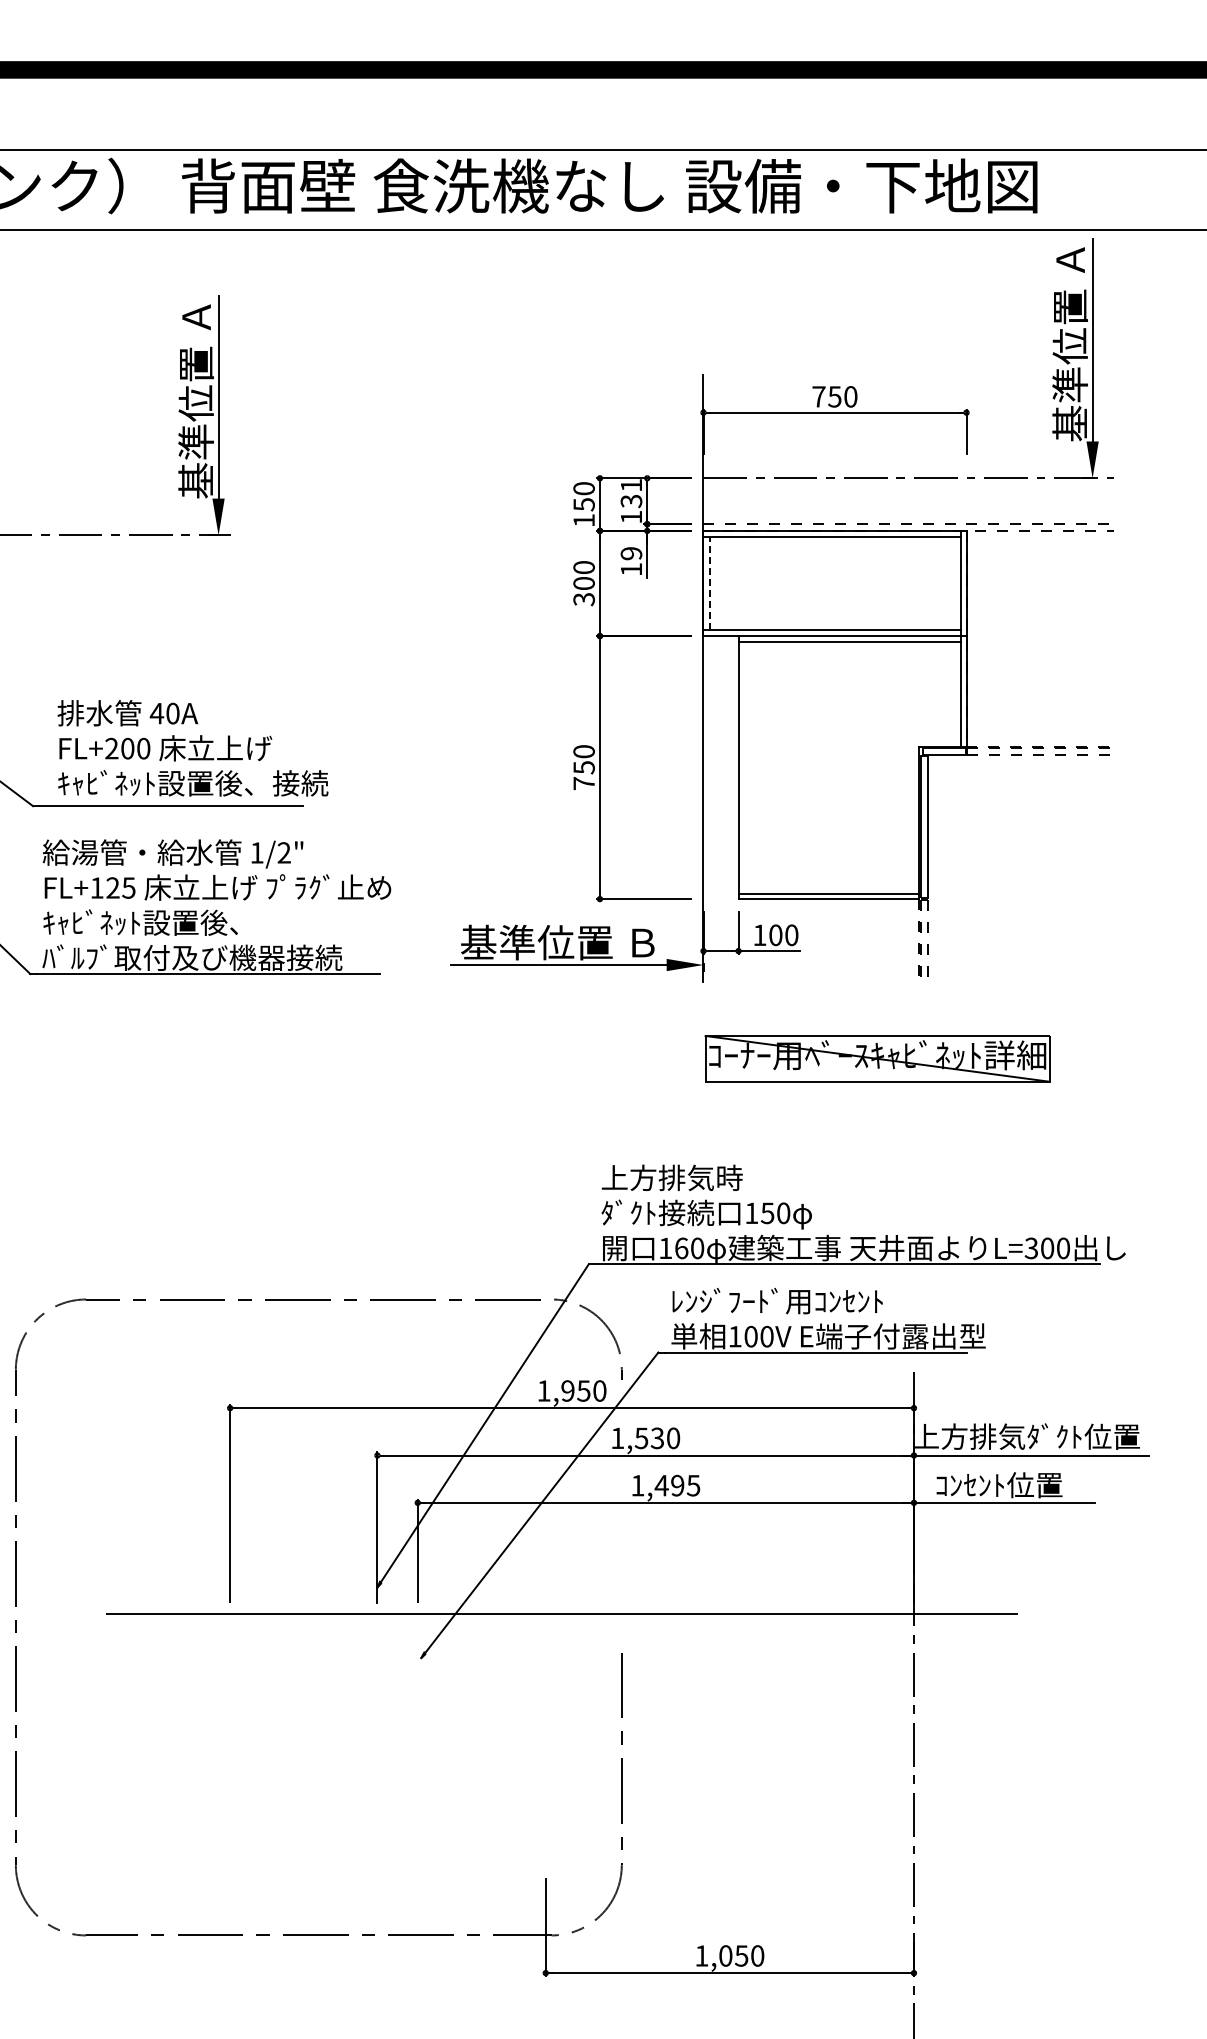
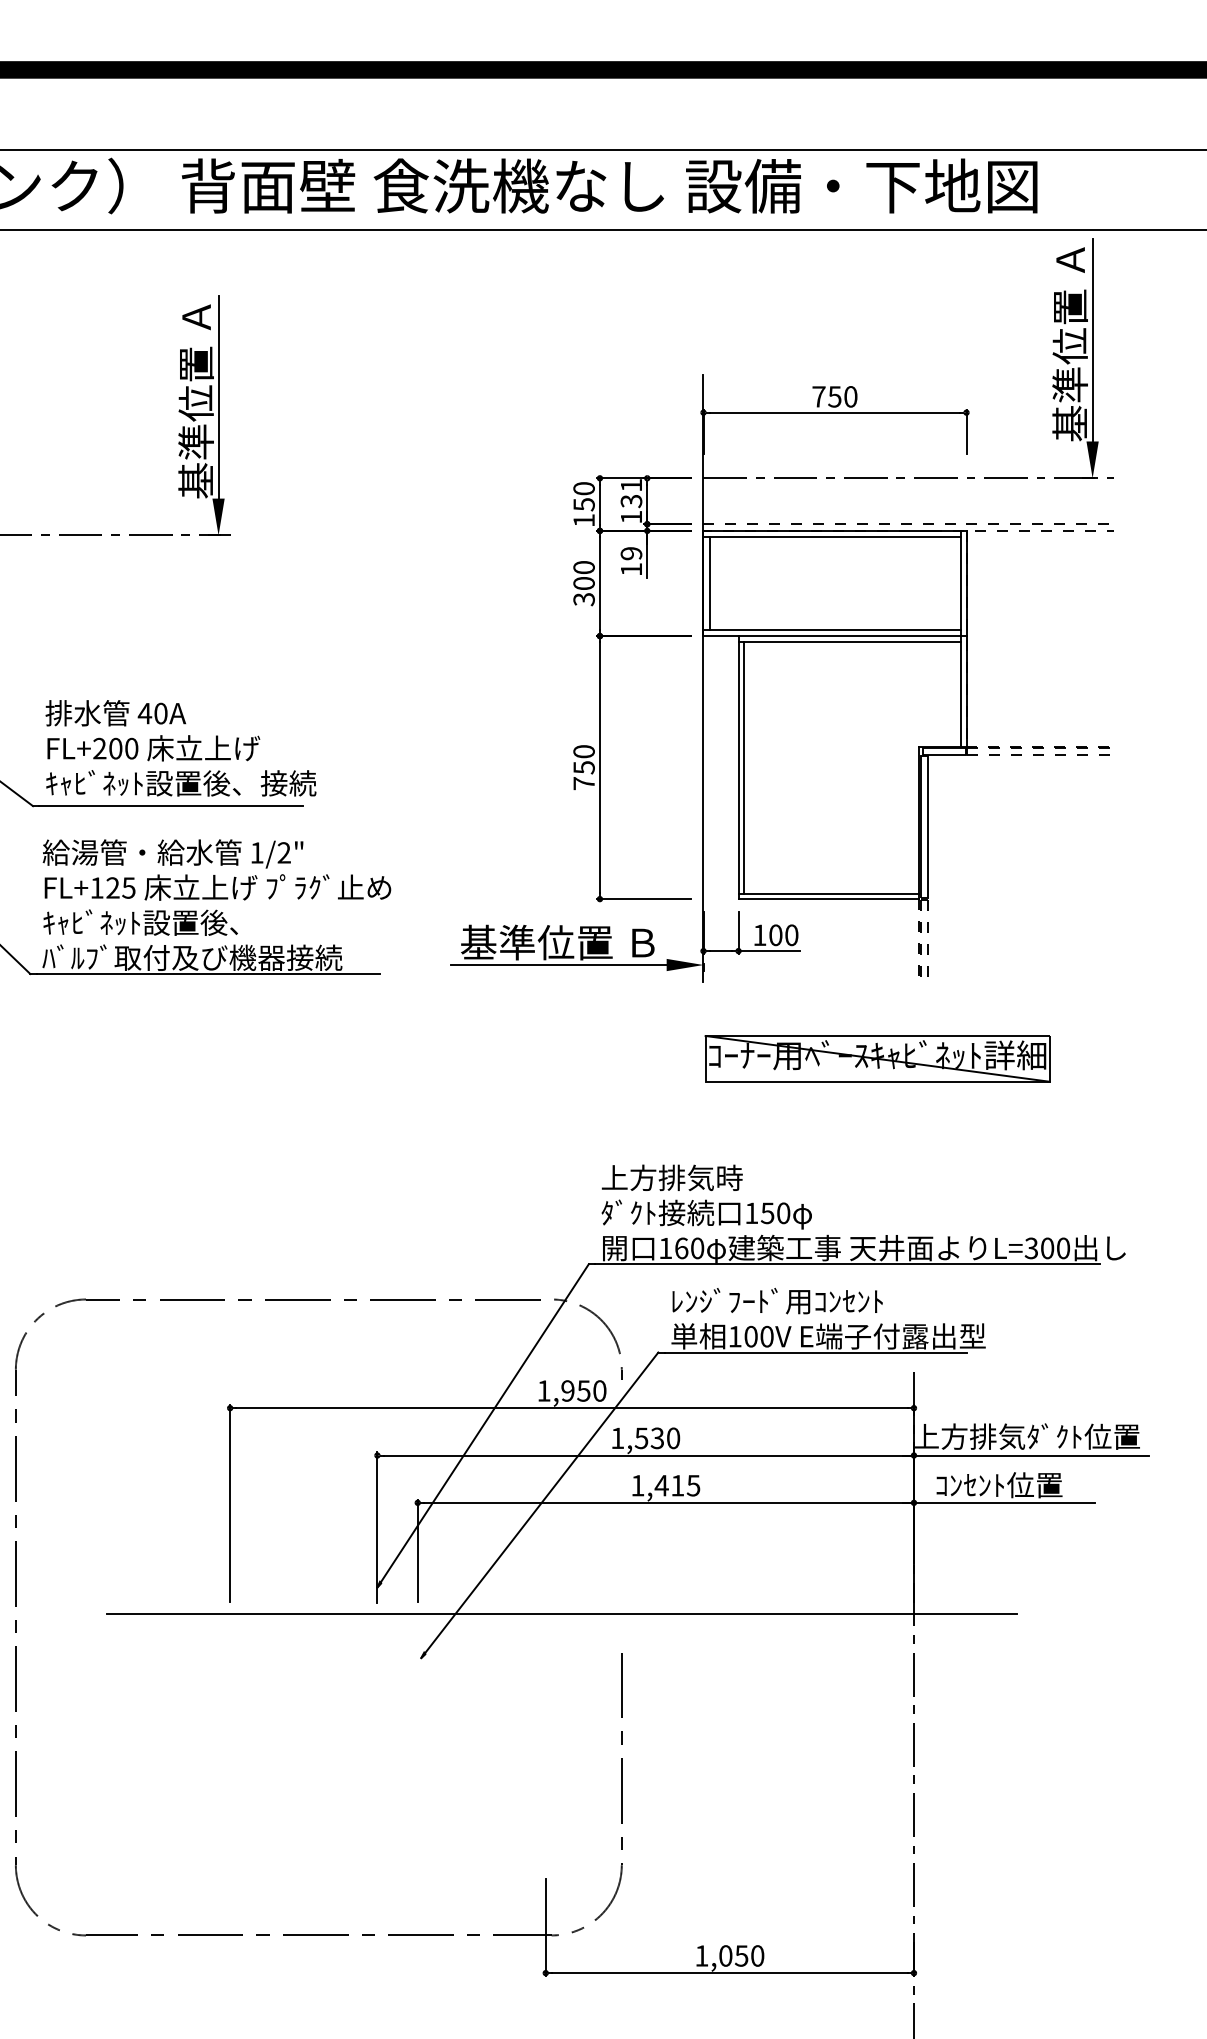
line: dashed -> solid (709, 583)
text position: (192, 748) -> (180, 748) (180, 748)
line: none -> present (744, 767)
text: 1,495 -> 1,415 (677, 1485)
